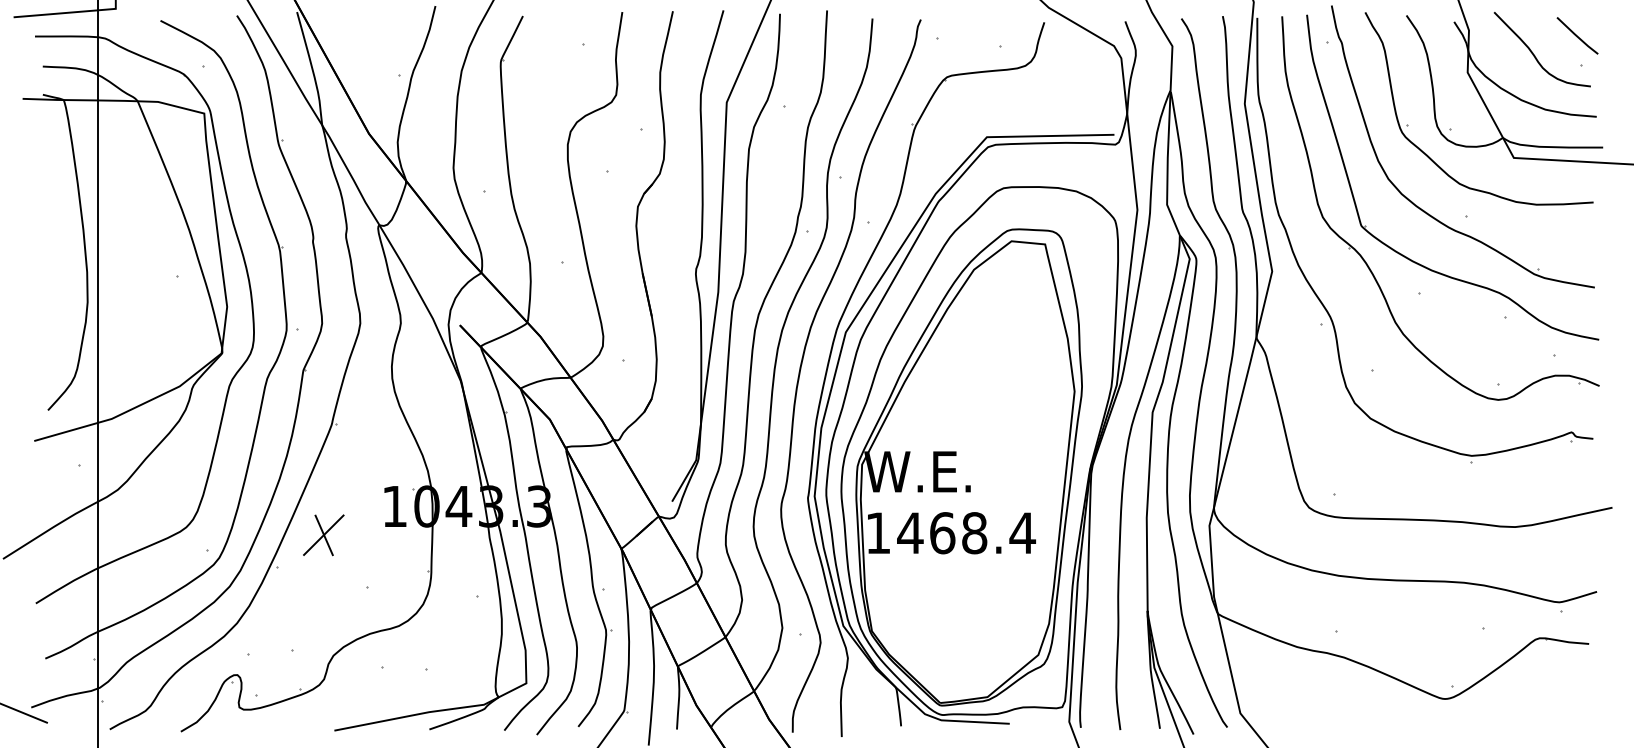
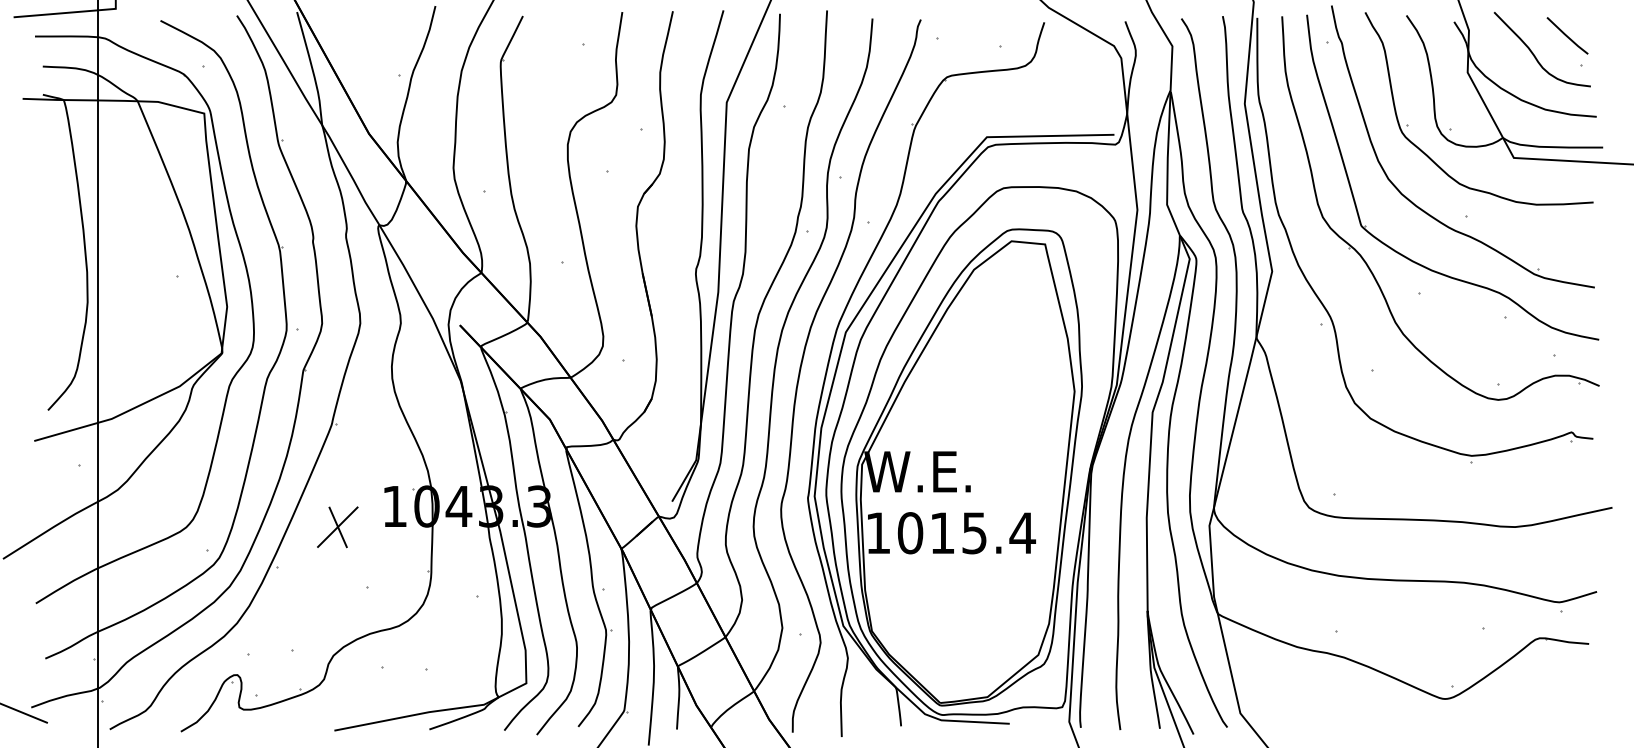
line position: (1577, 35) -> (1567, 35) (1567, 35)
text: 1468.4 -> 1015.4 (942, 533)
part position: (323, 535) -> (337, 527) (337, 527)
